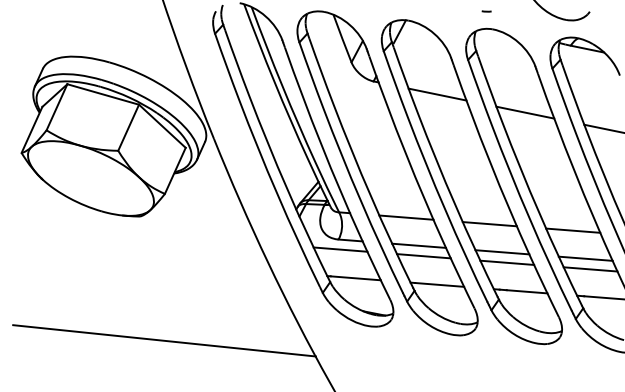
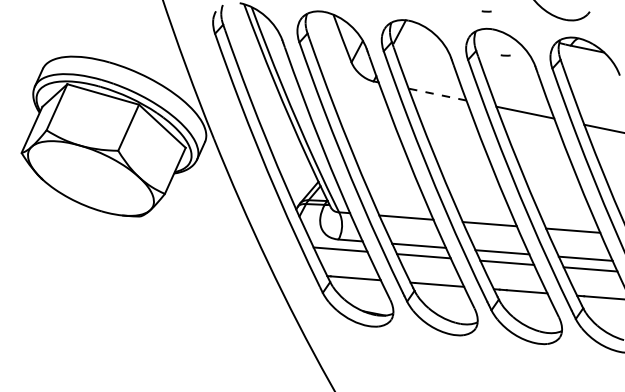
curve: none -> present (505, 55)
line: solid -> dashed (437, 94)
line: present -> none (164, 340)
